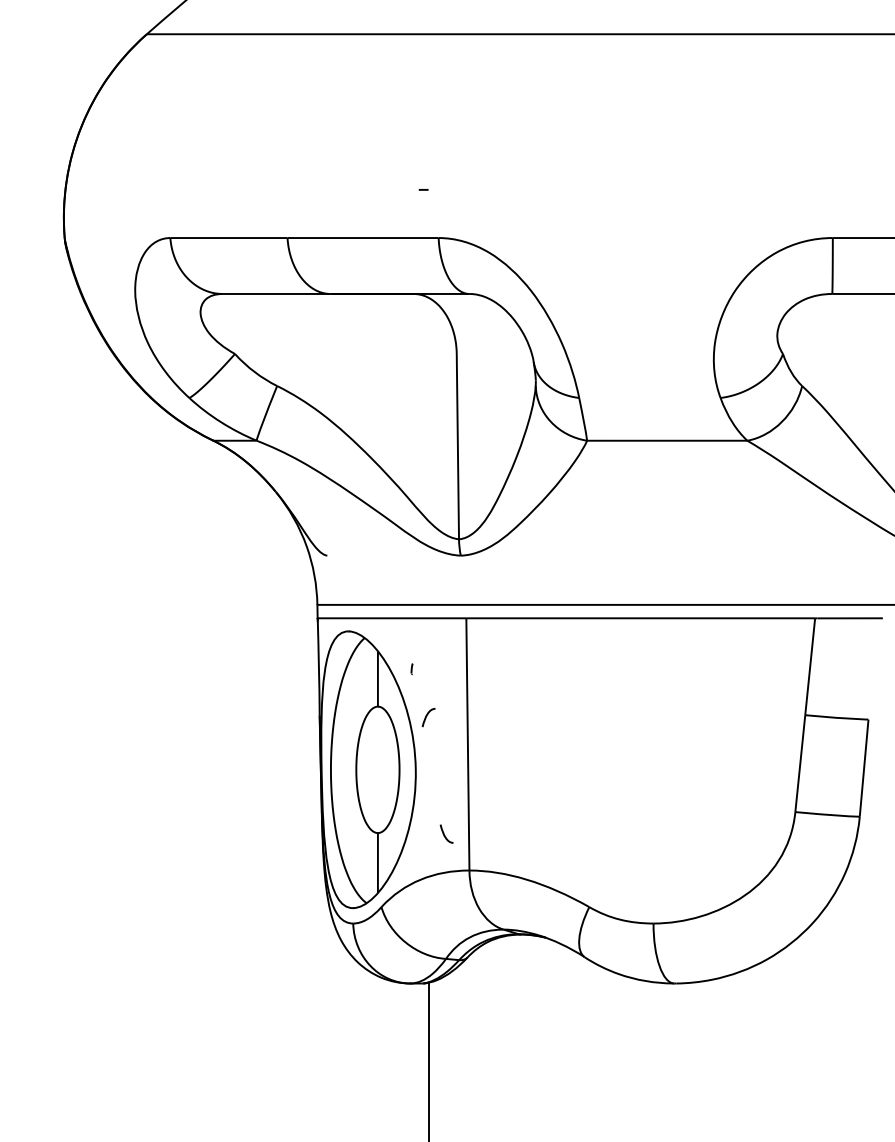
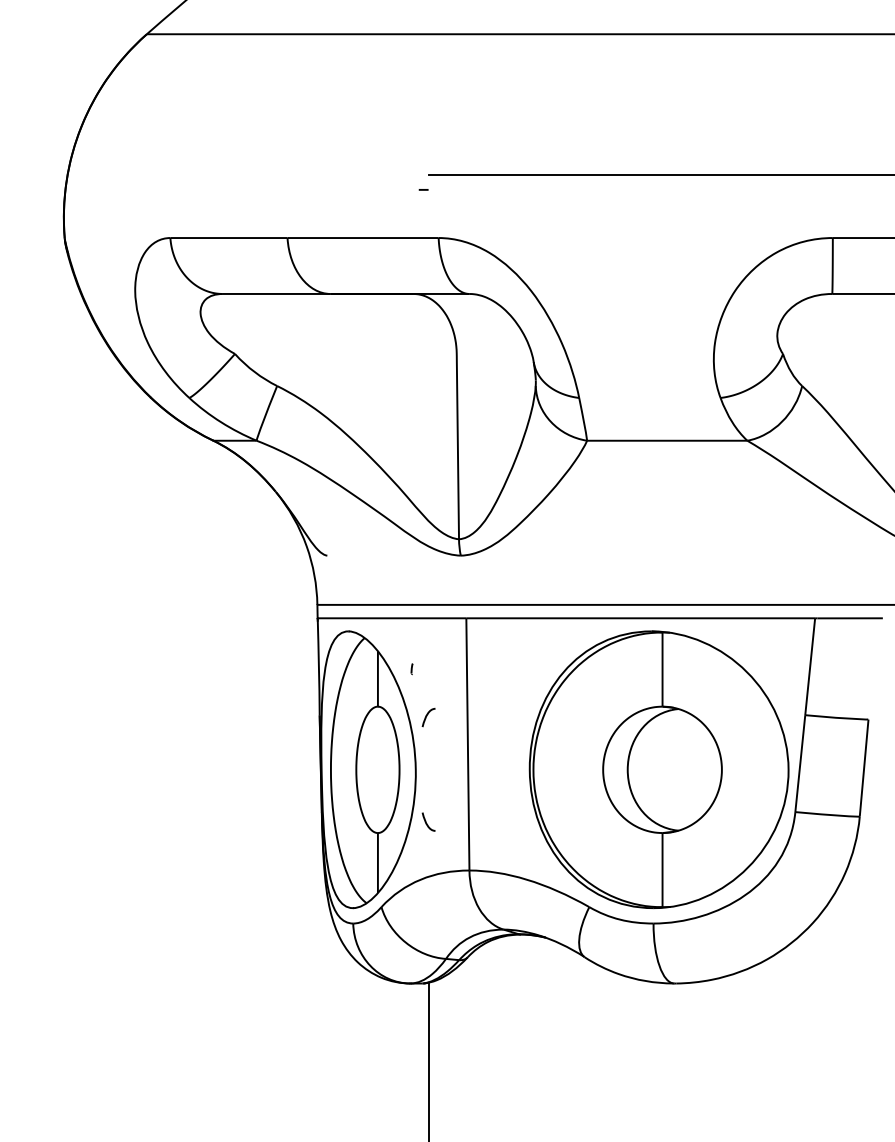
line: none -> present (659, 174)
part: none -> present (658, 769)
part position: (446, 833) -> (428, 821) (428, 821)
